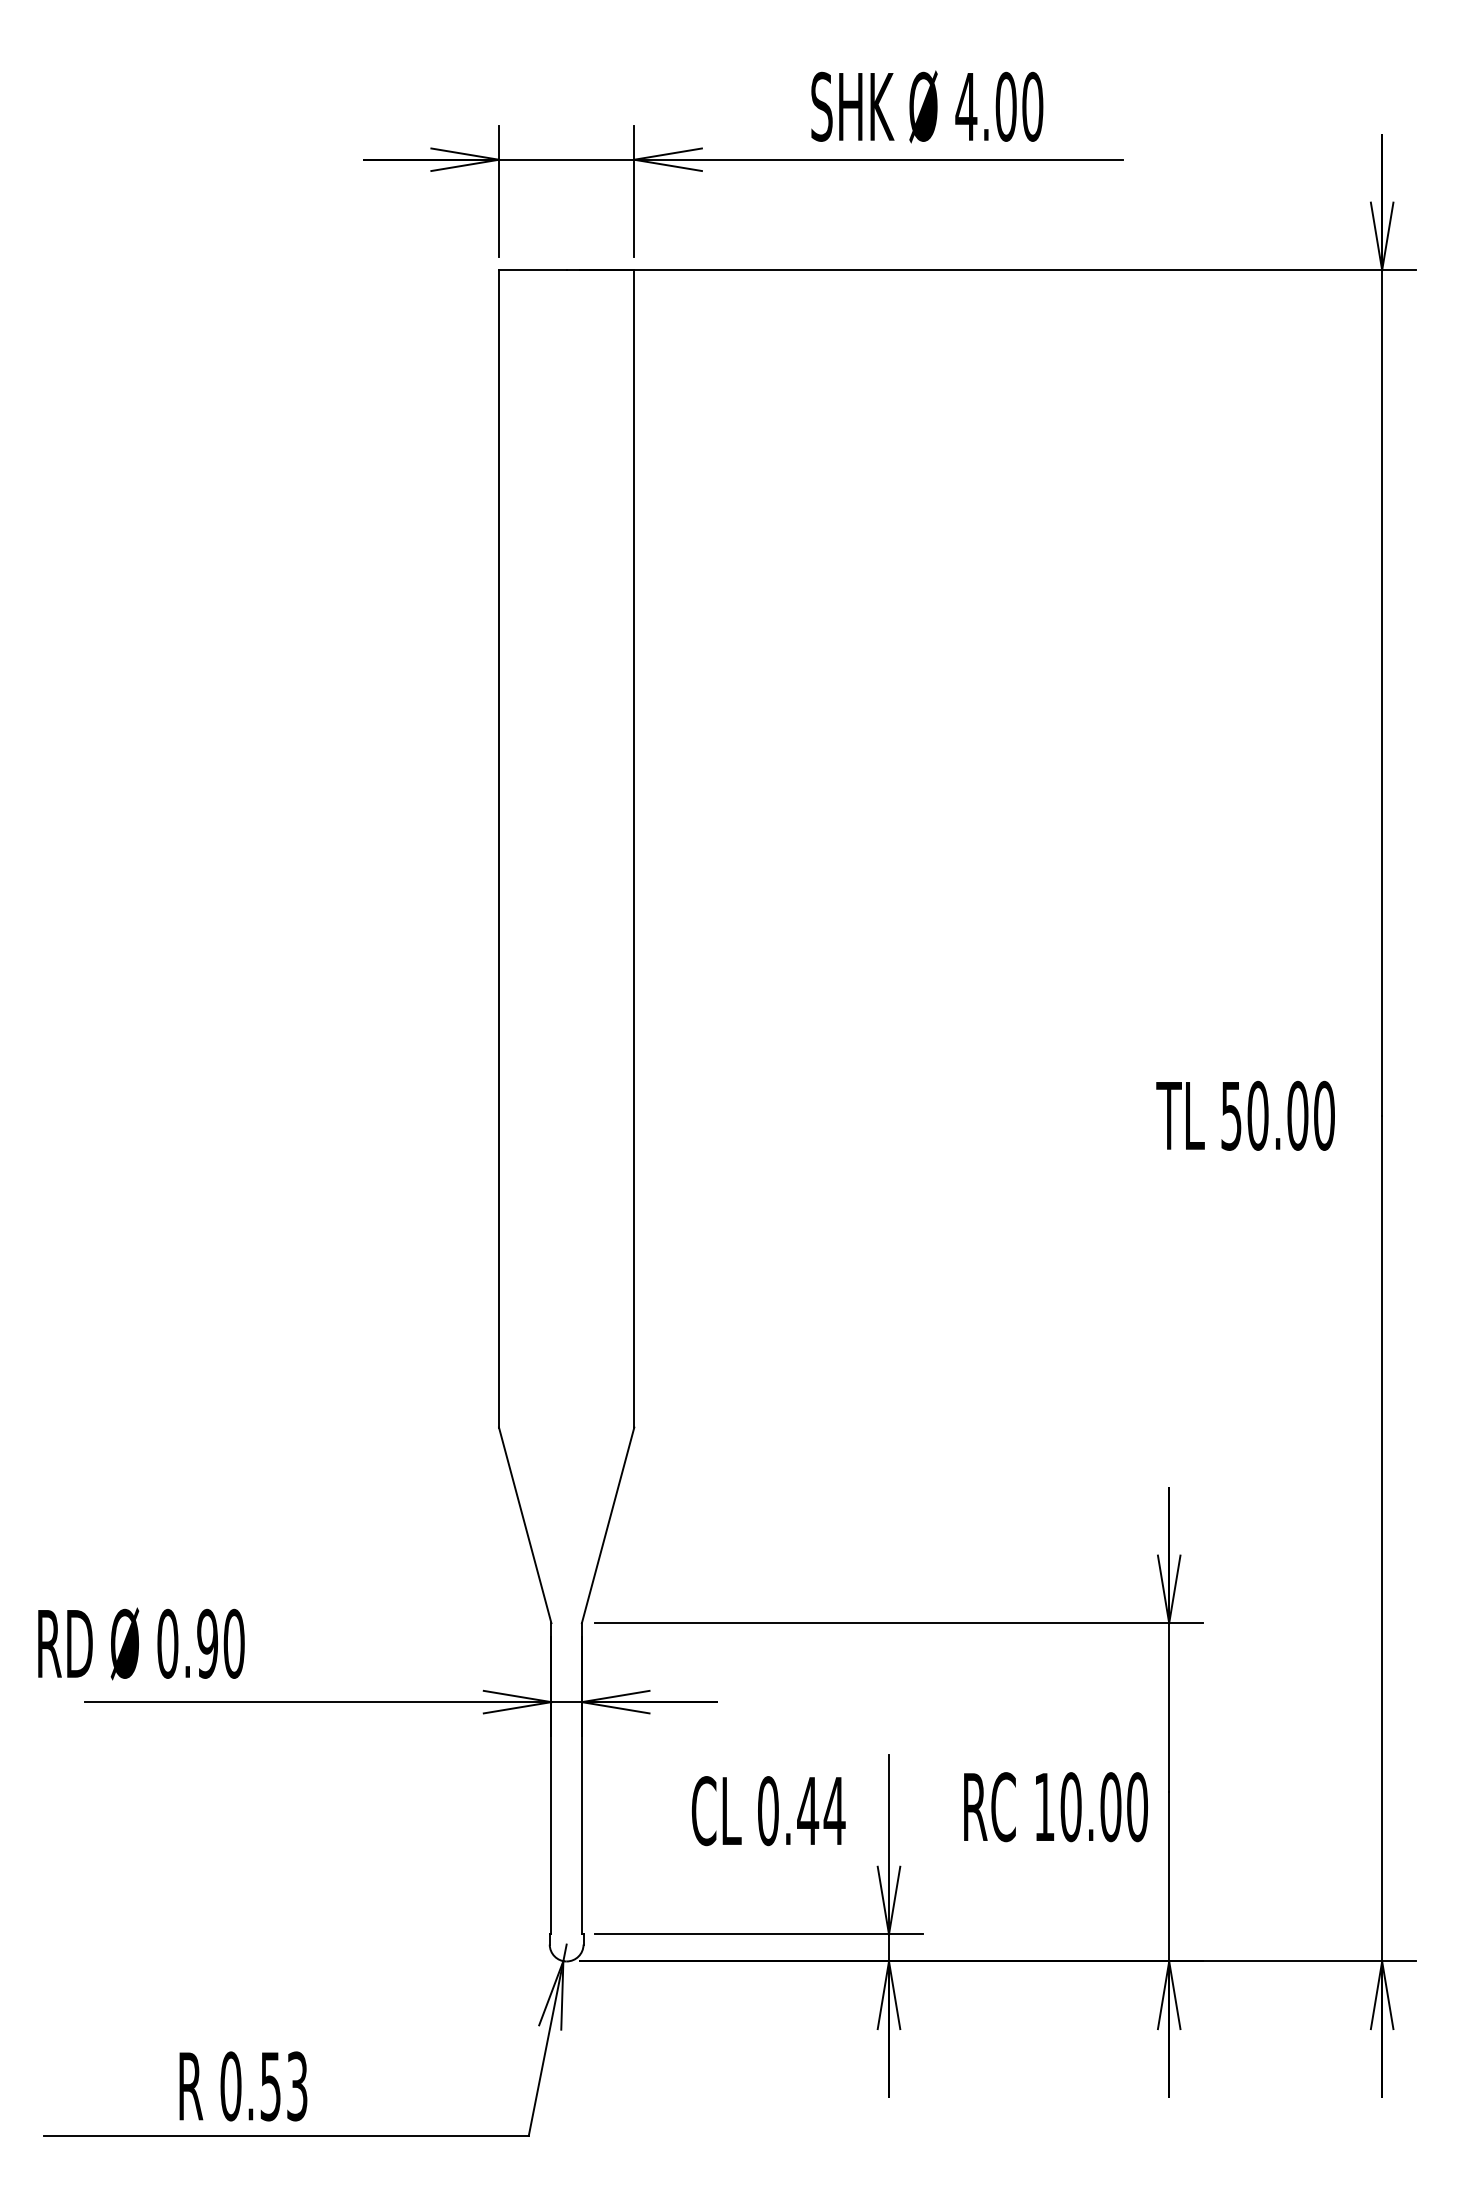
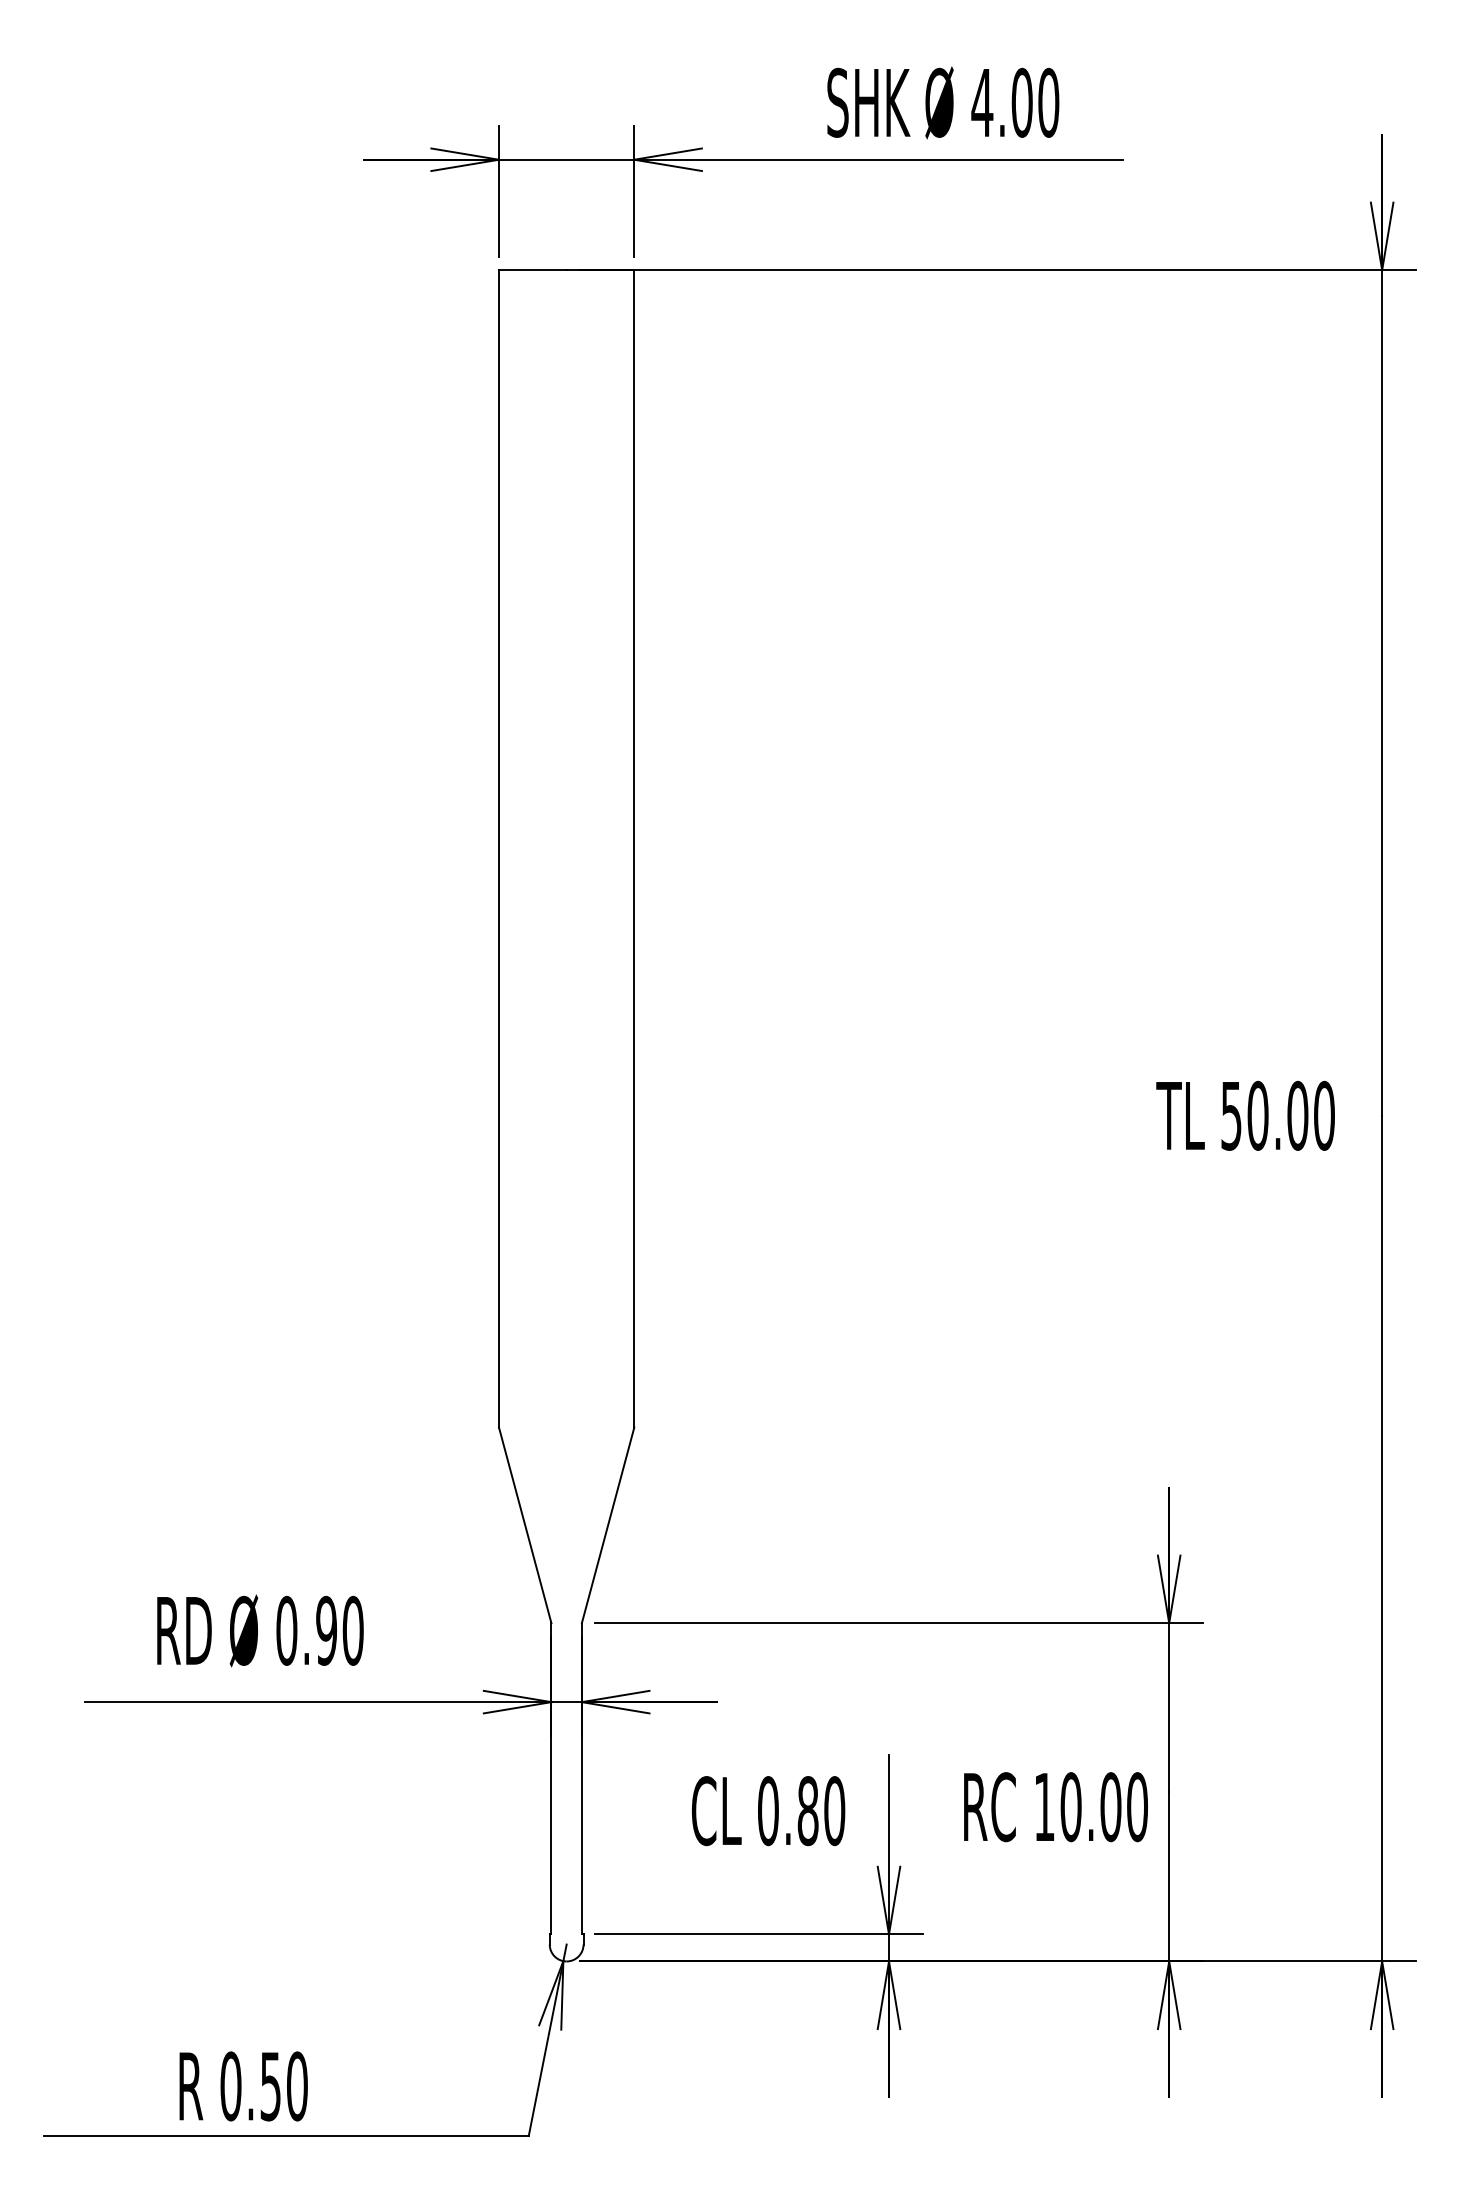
text position: (927, 106) -> (943, 102) (943, 102)
text position: (141, 1643) -> (260, 1630) (260, 1630)
text: 0.44 -> 0.80 (821, 1811)
text: 0.53 -> 0.50 (297, 2086)
